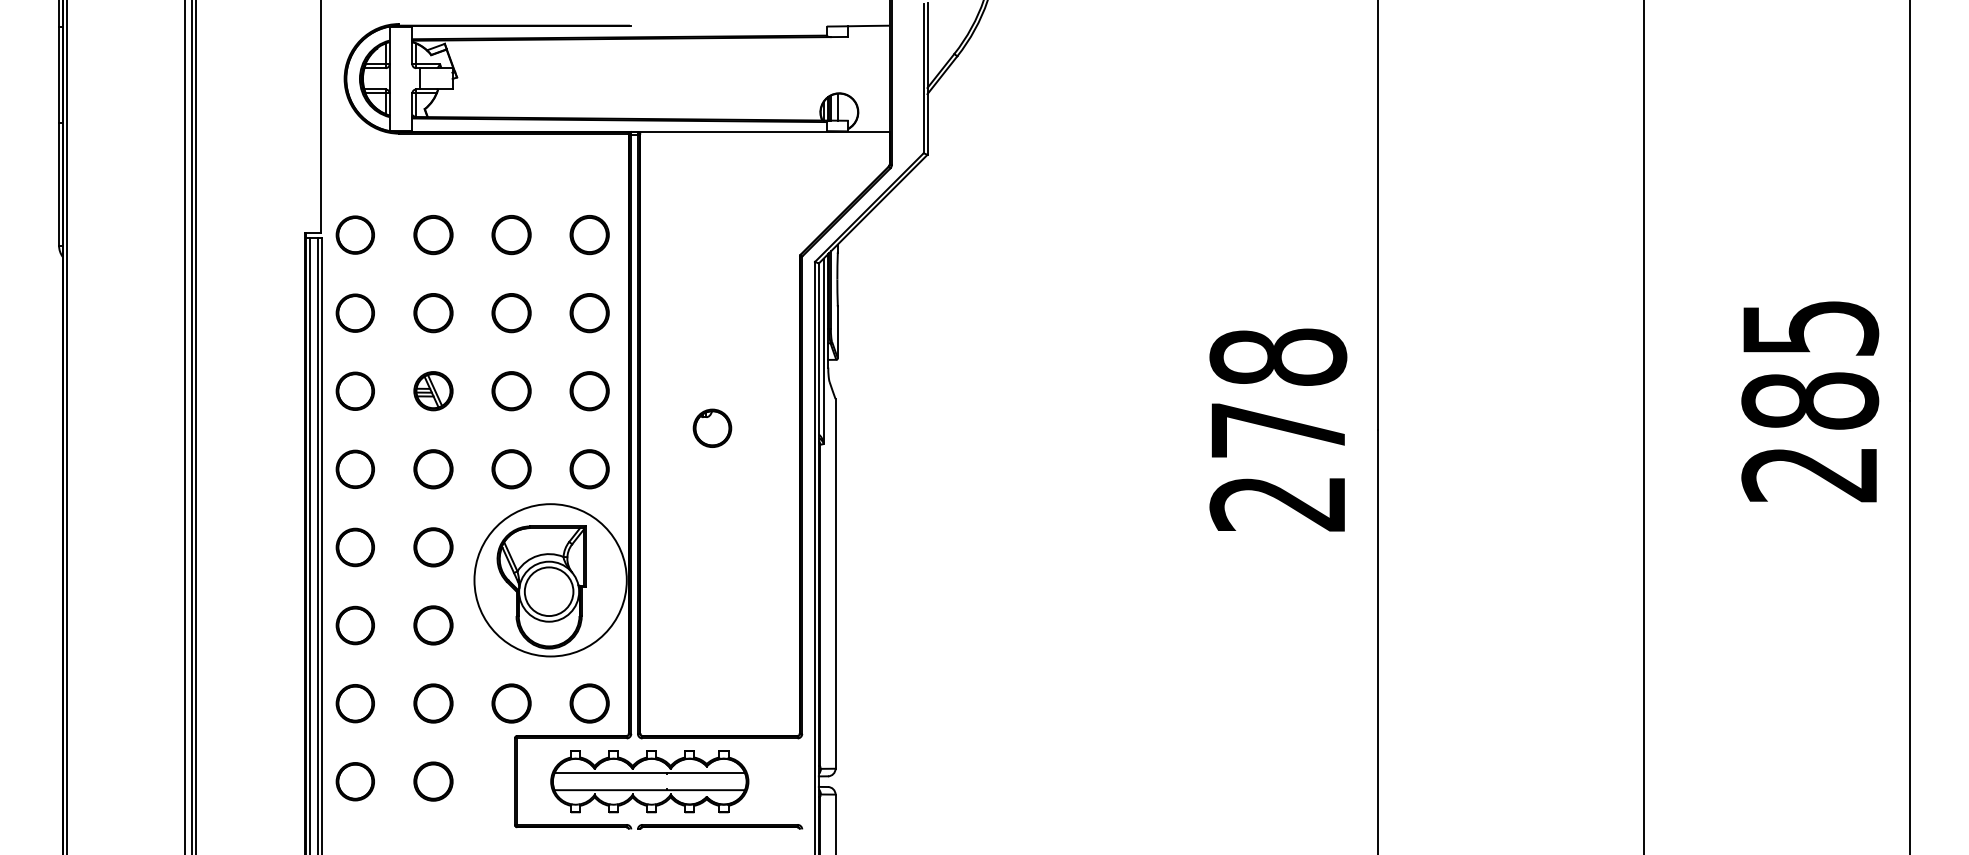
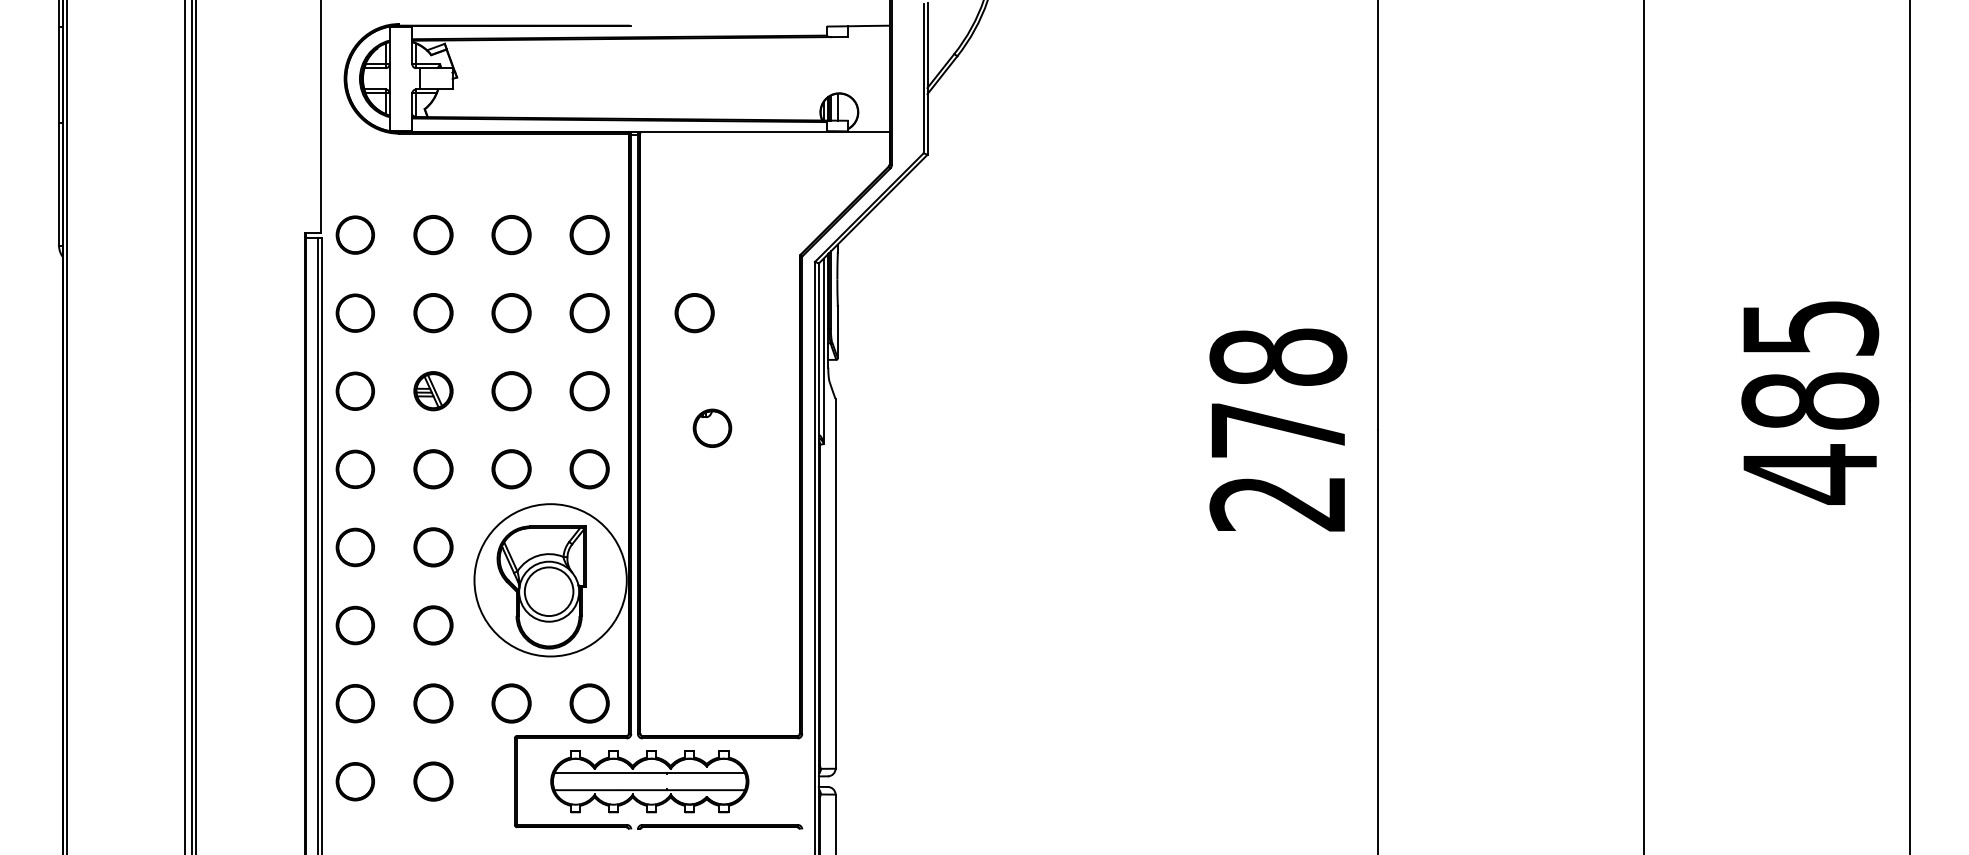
part: none -> present (694, 313)
text: 285 -> 485 (1808, 474)
line: present -> none (310, 544)
